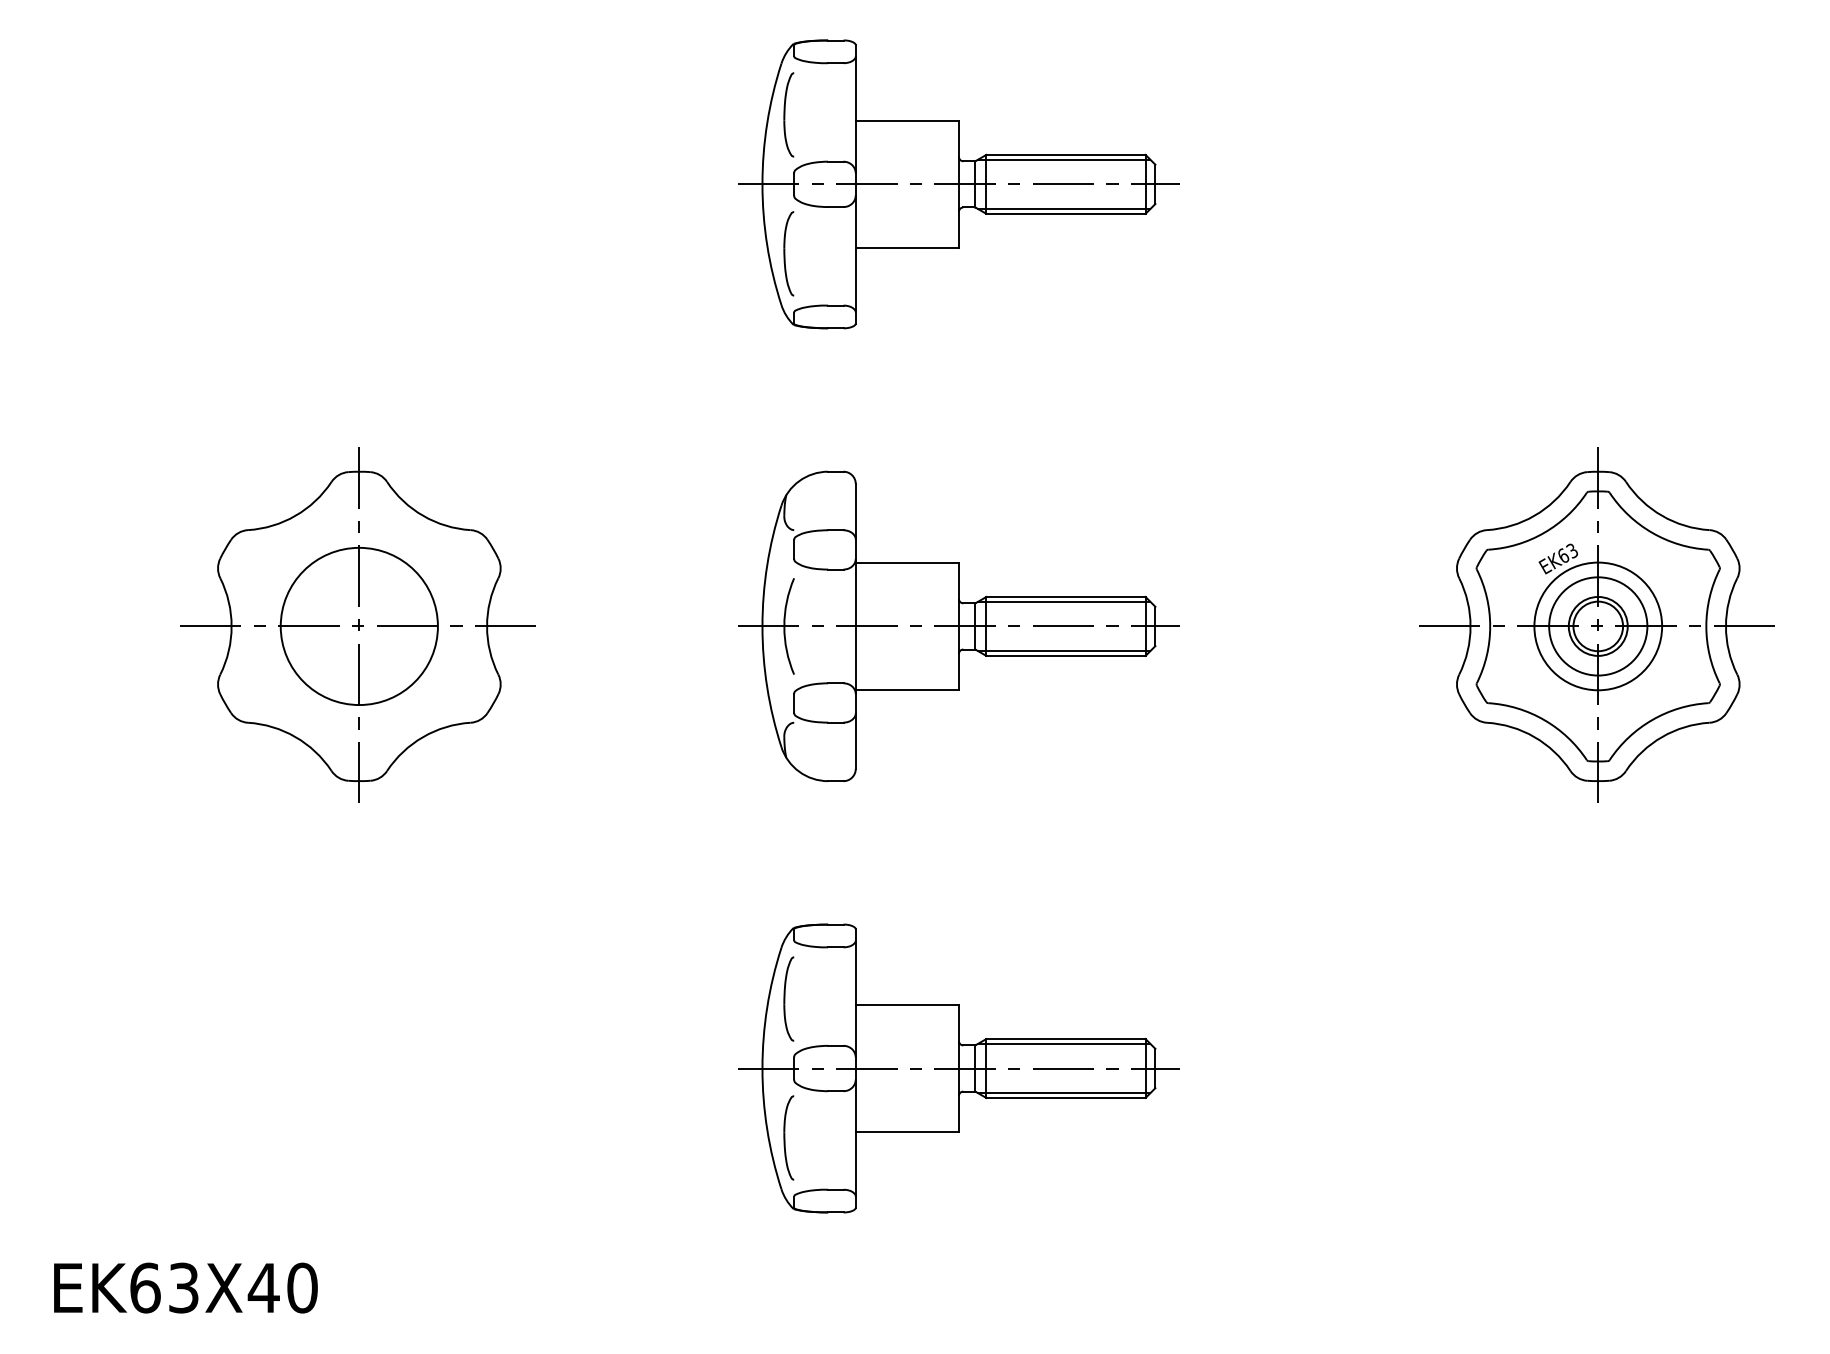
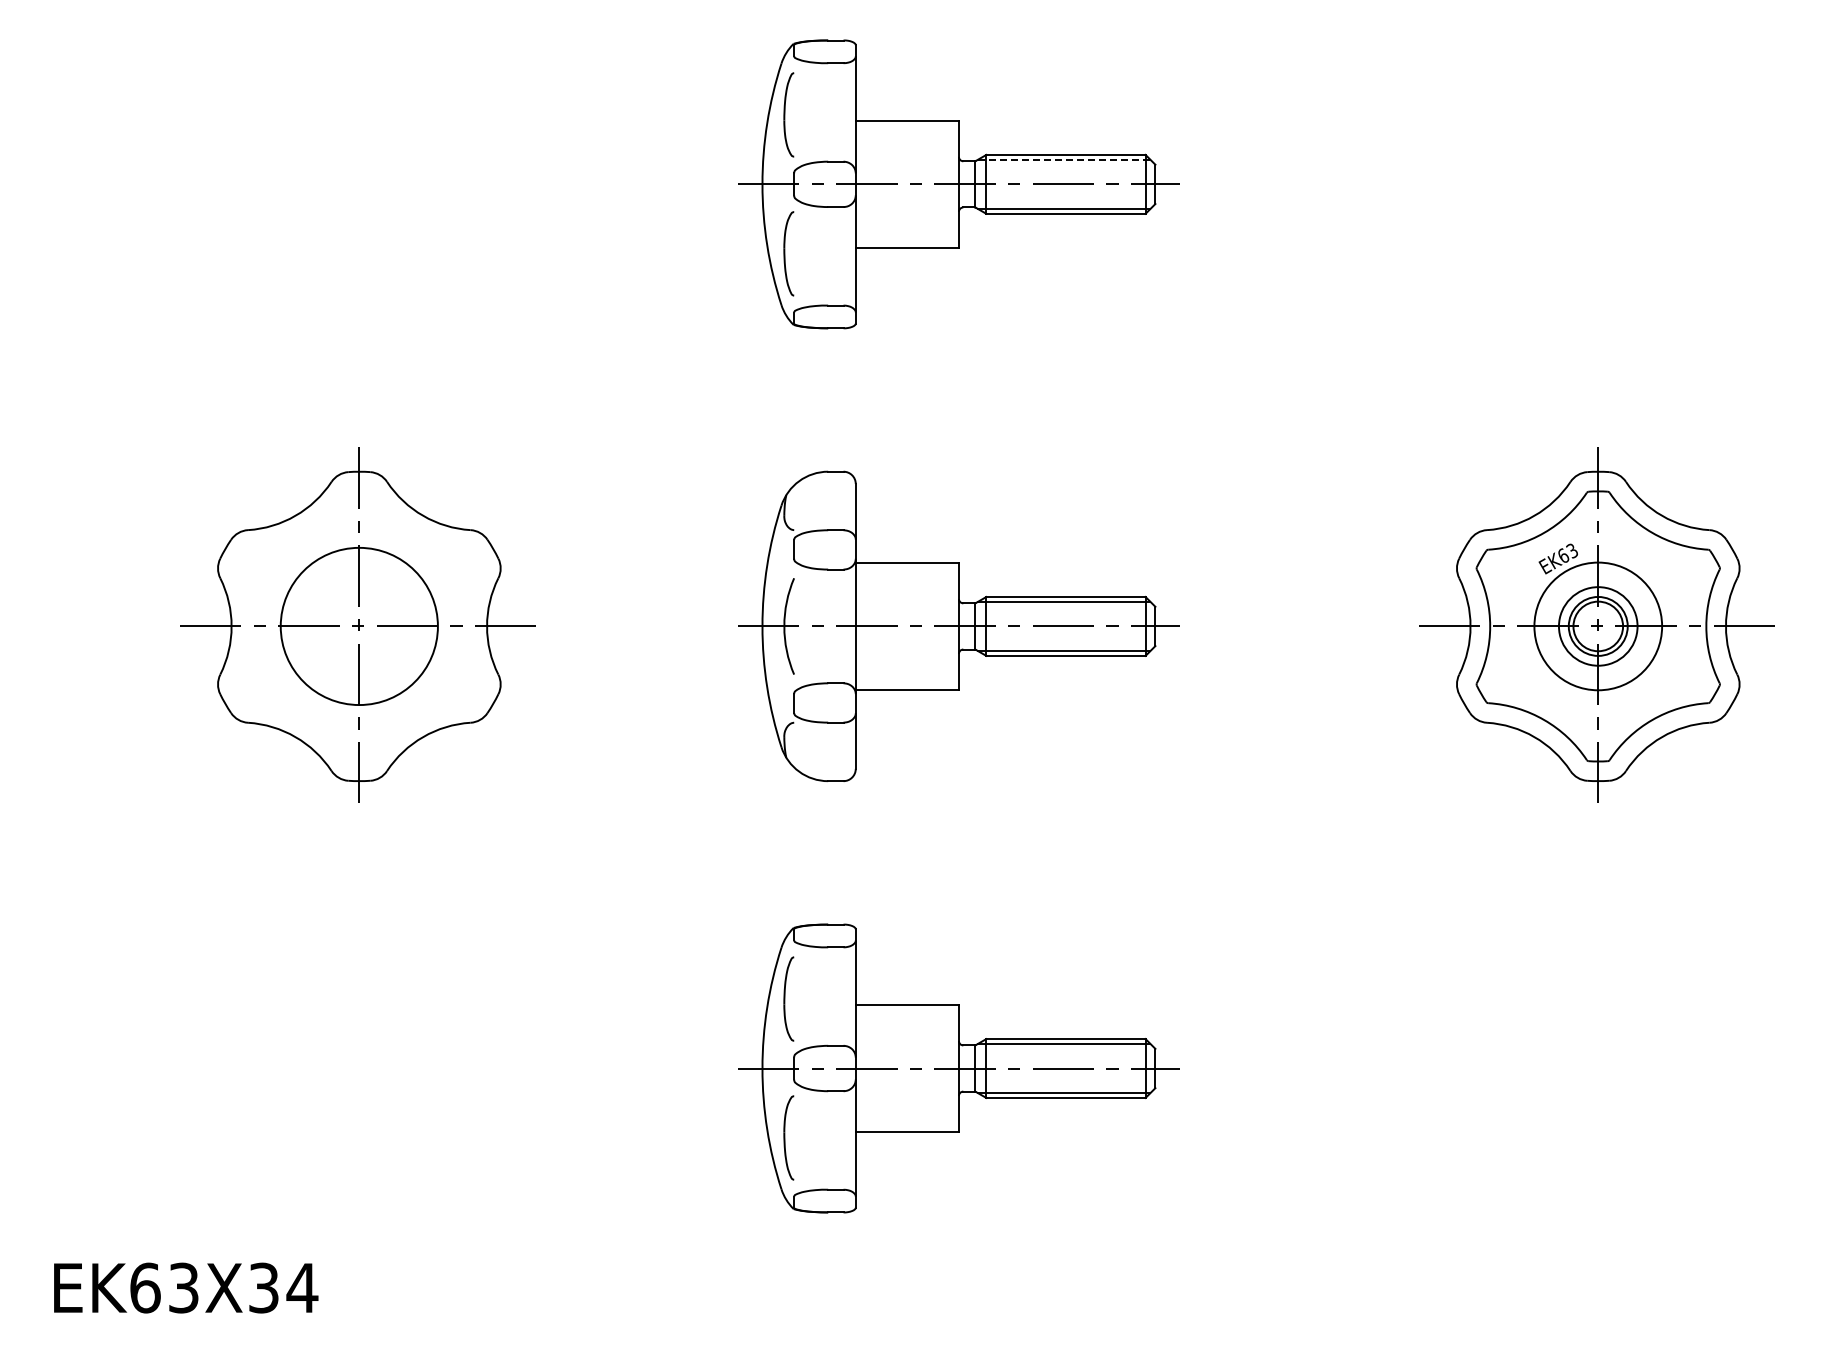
line: solid -> dashed (1064, 159)
circle diameter: 98 px -> 79 px (1597, 626)
text: EK63X40 -> EK63X34 (282, 1287)
